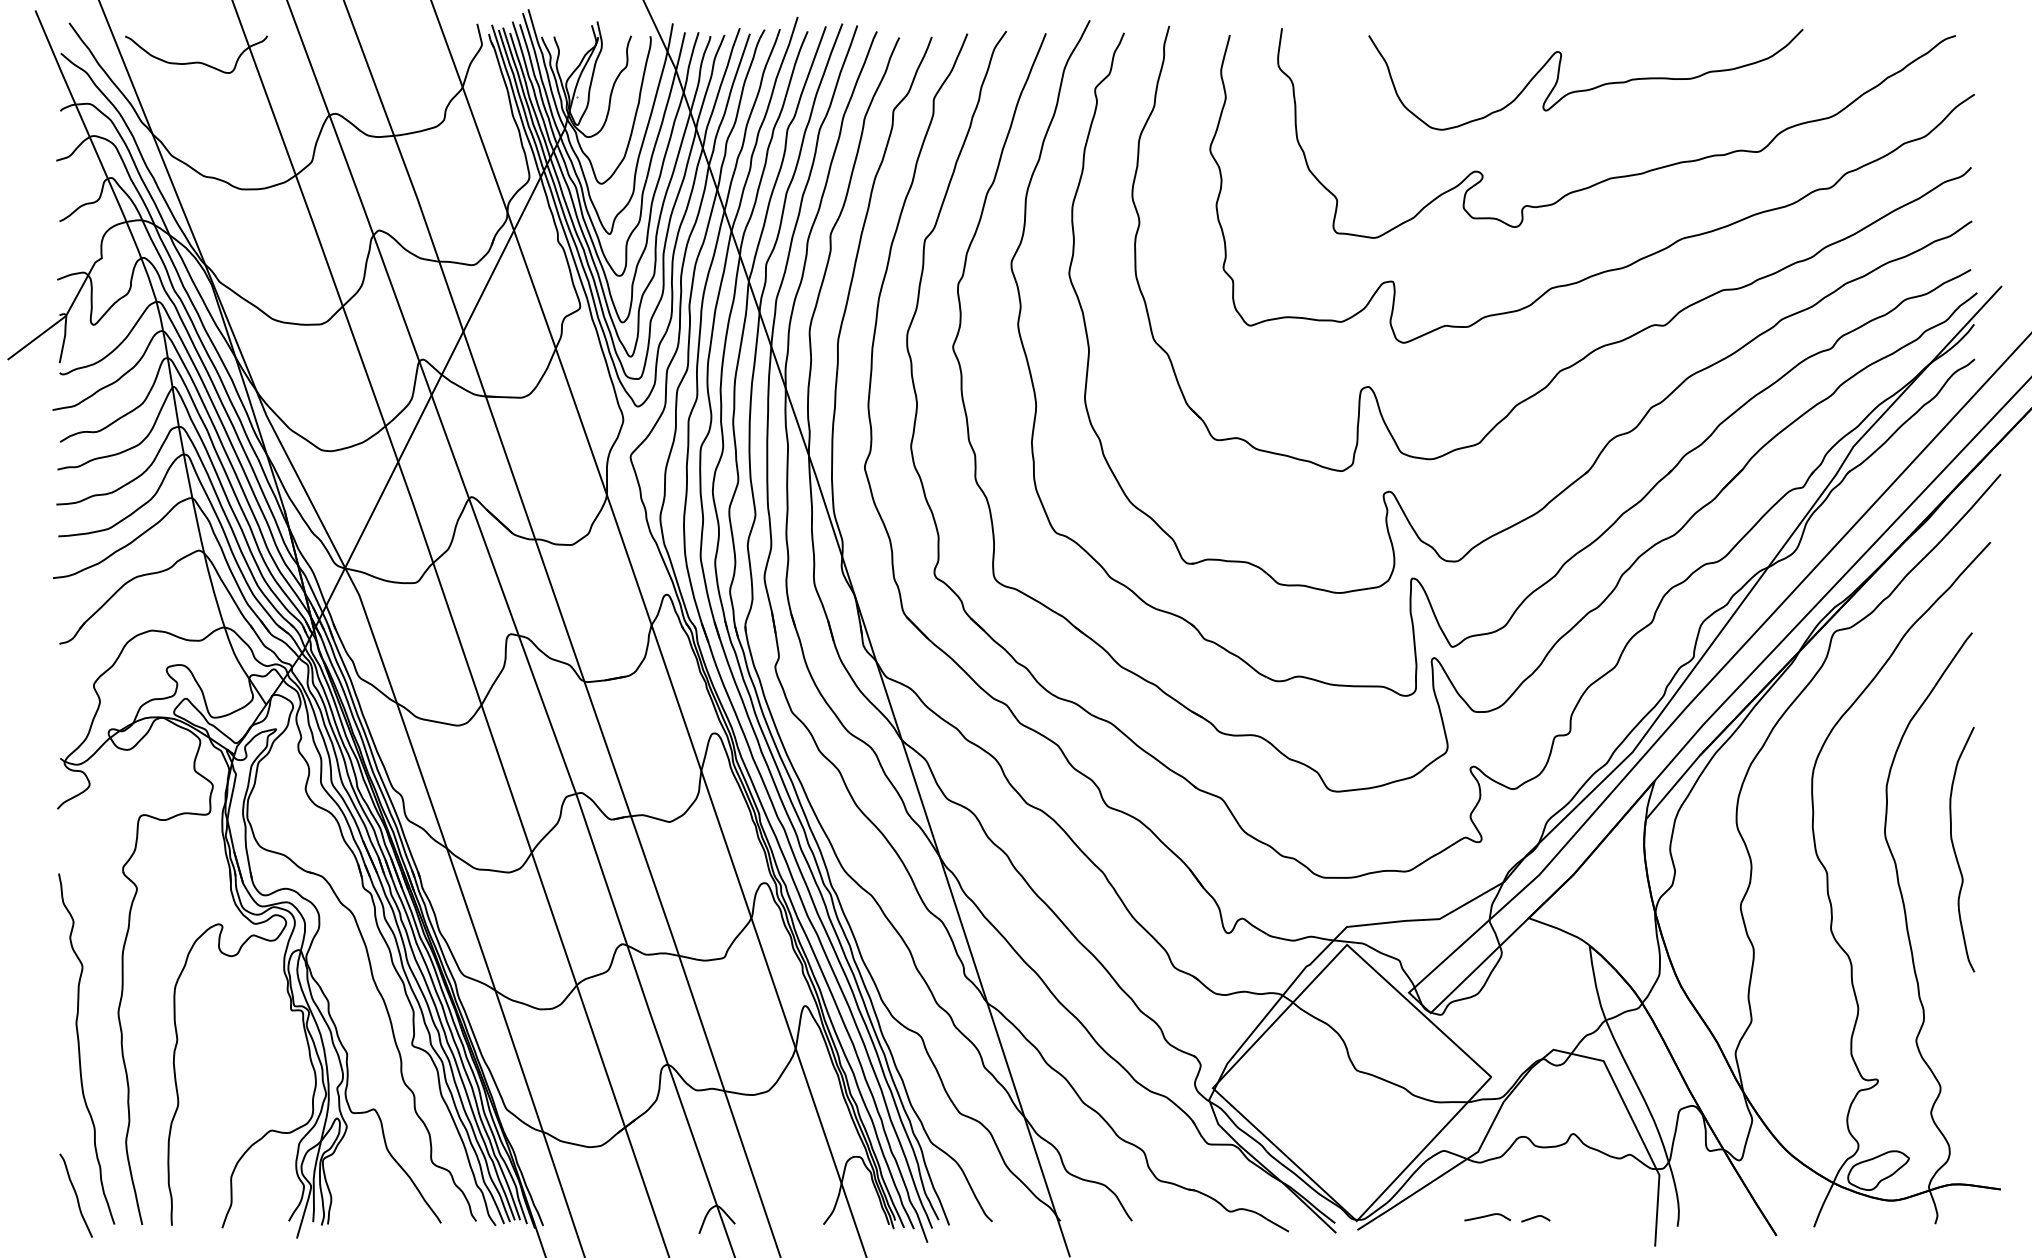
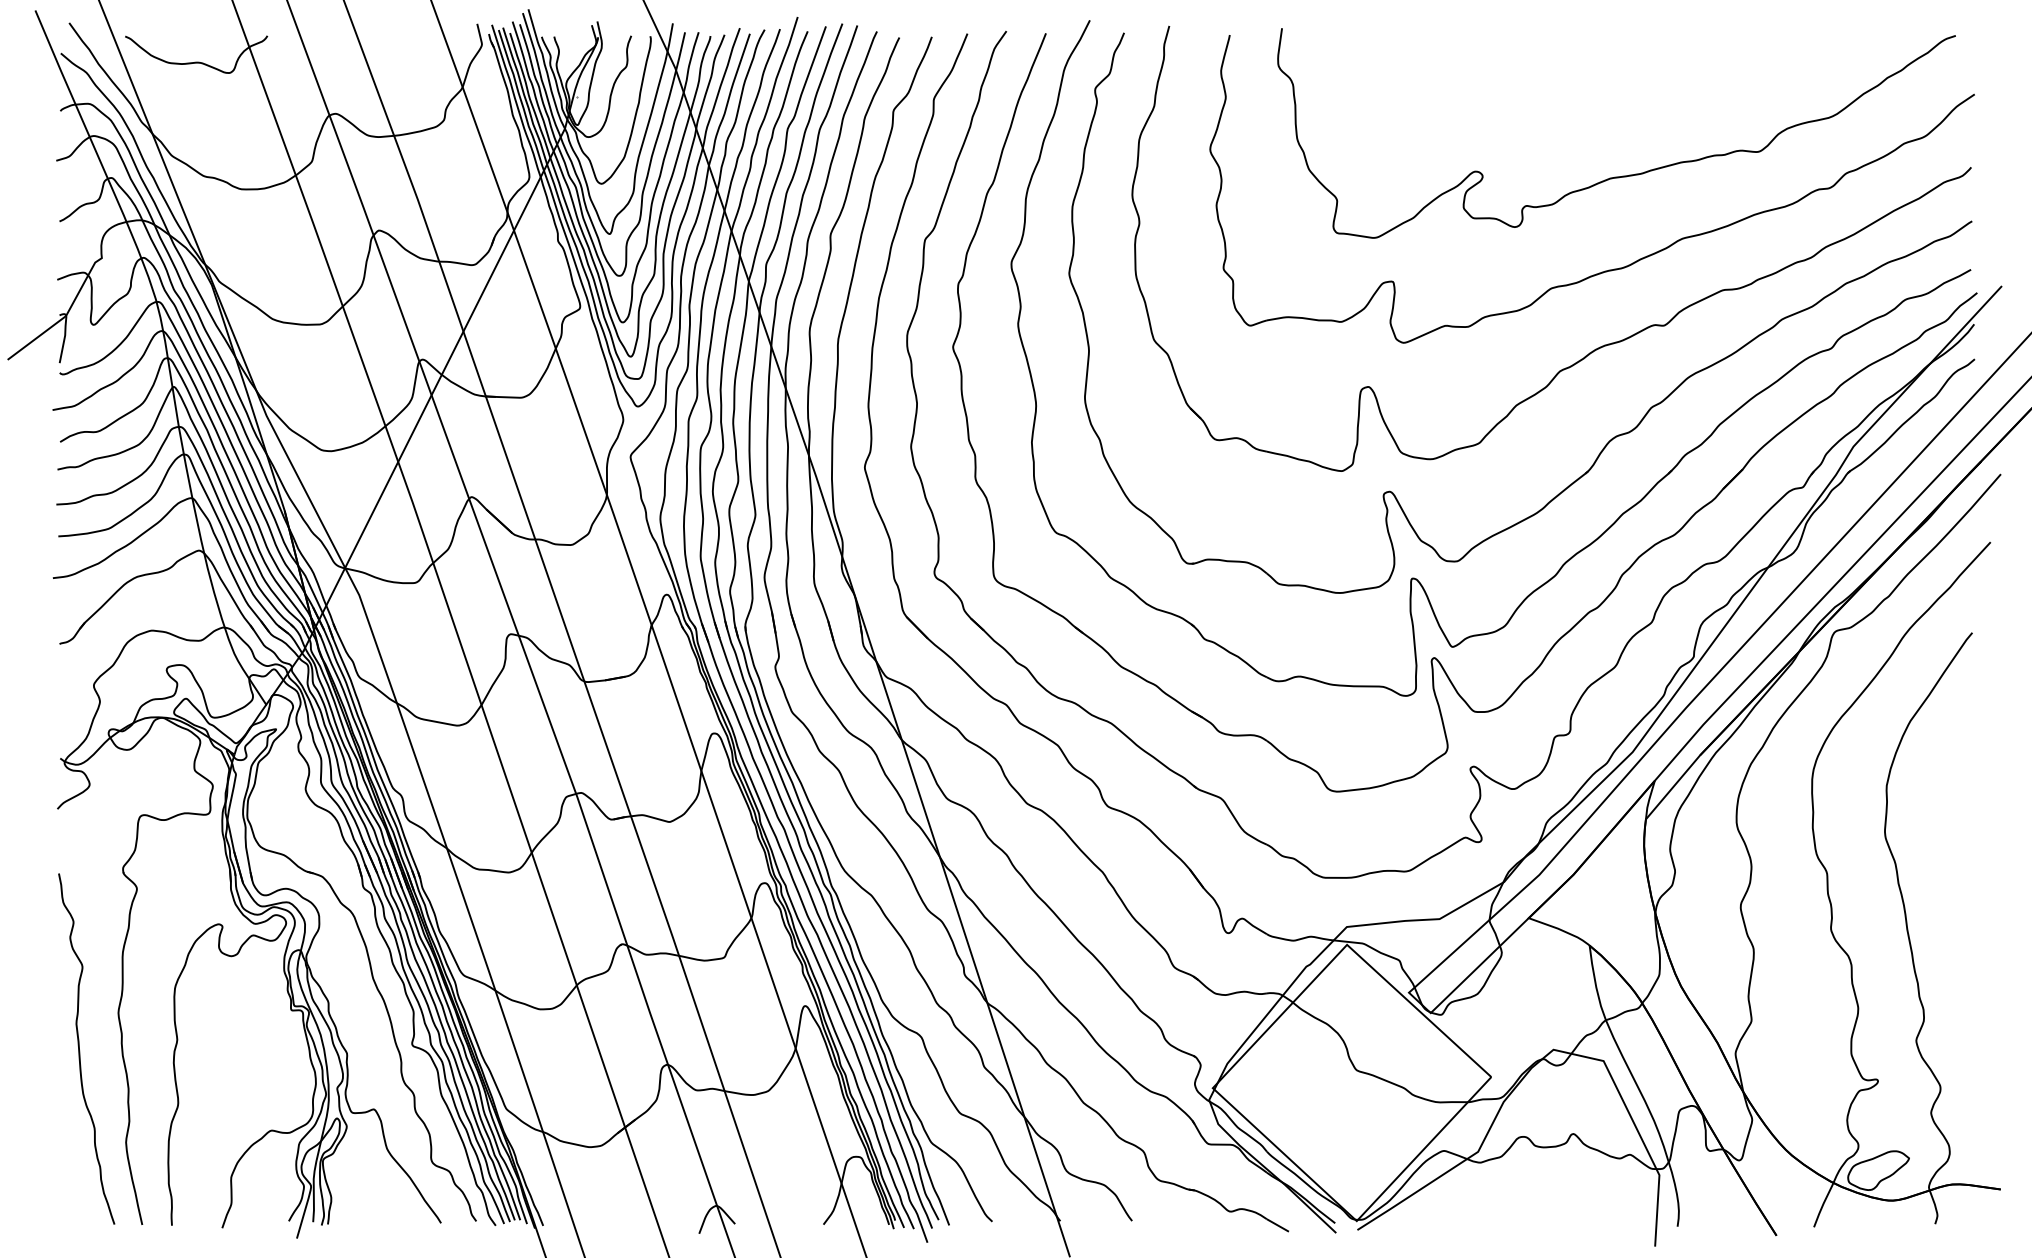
curve: present -> none (1589, 88)
curve: present -> none (1955, 850)
curve: present -> none (75, 1195)
curve: present -> none (1487, 1216)
curve: present -> none (1535, 1217)
